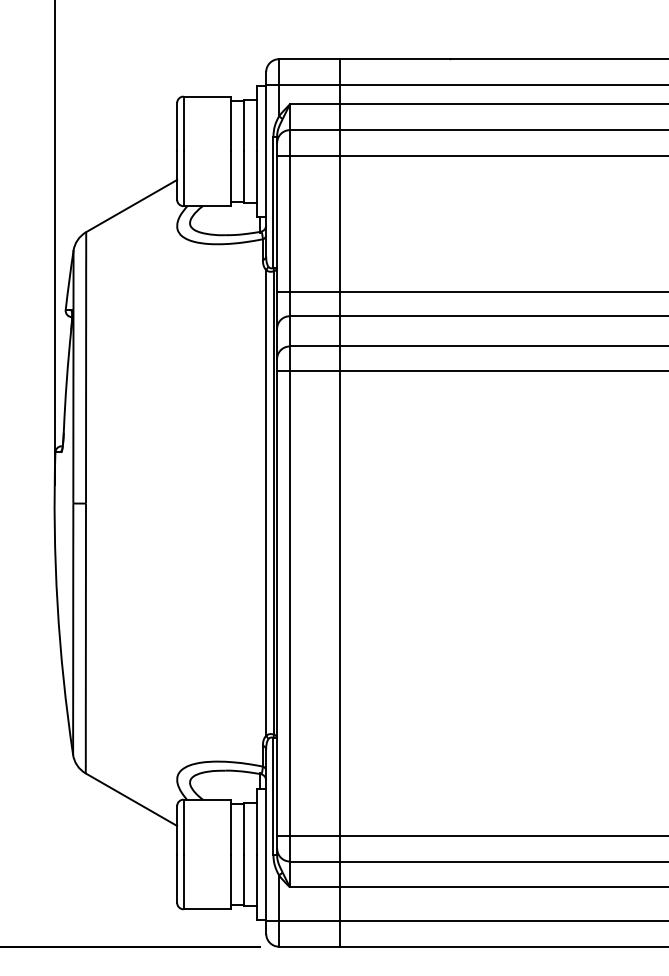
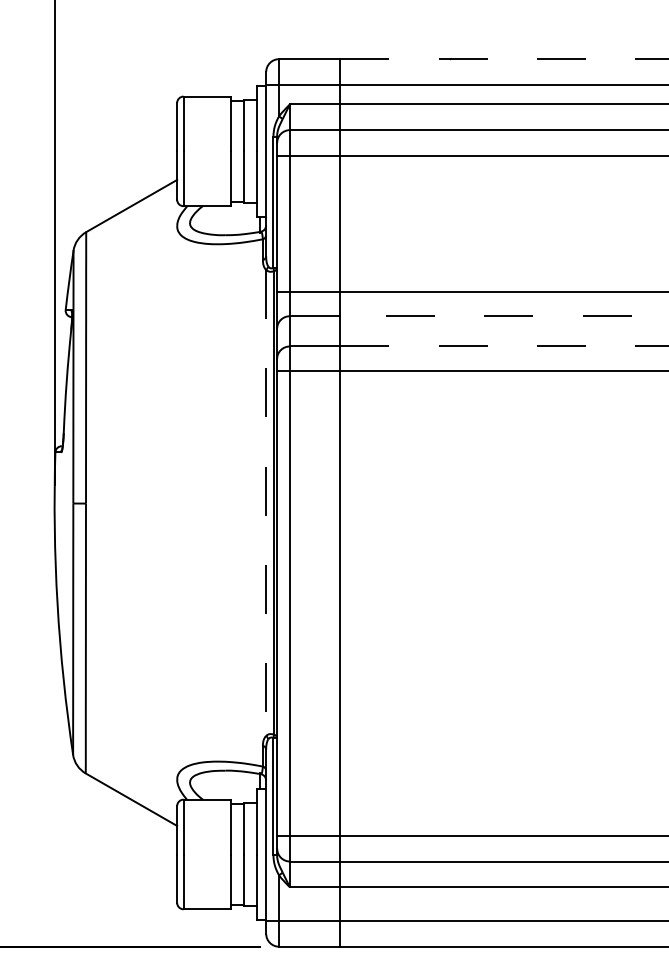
line: solid -> dashed (504, 59)
line: solid -> dashed (504, 316)
line: solid -> dashed (504, 346)
line: solid -> dashed (266, 502)
